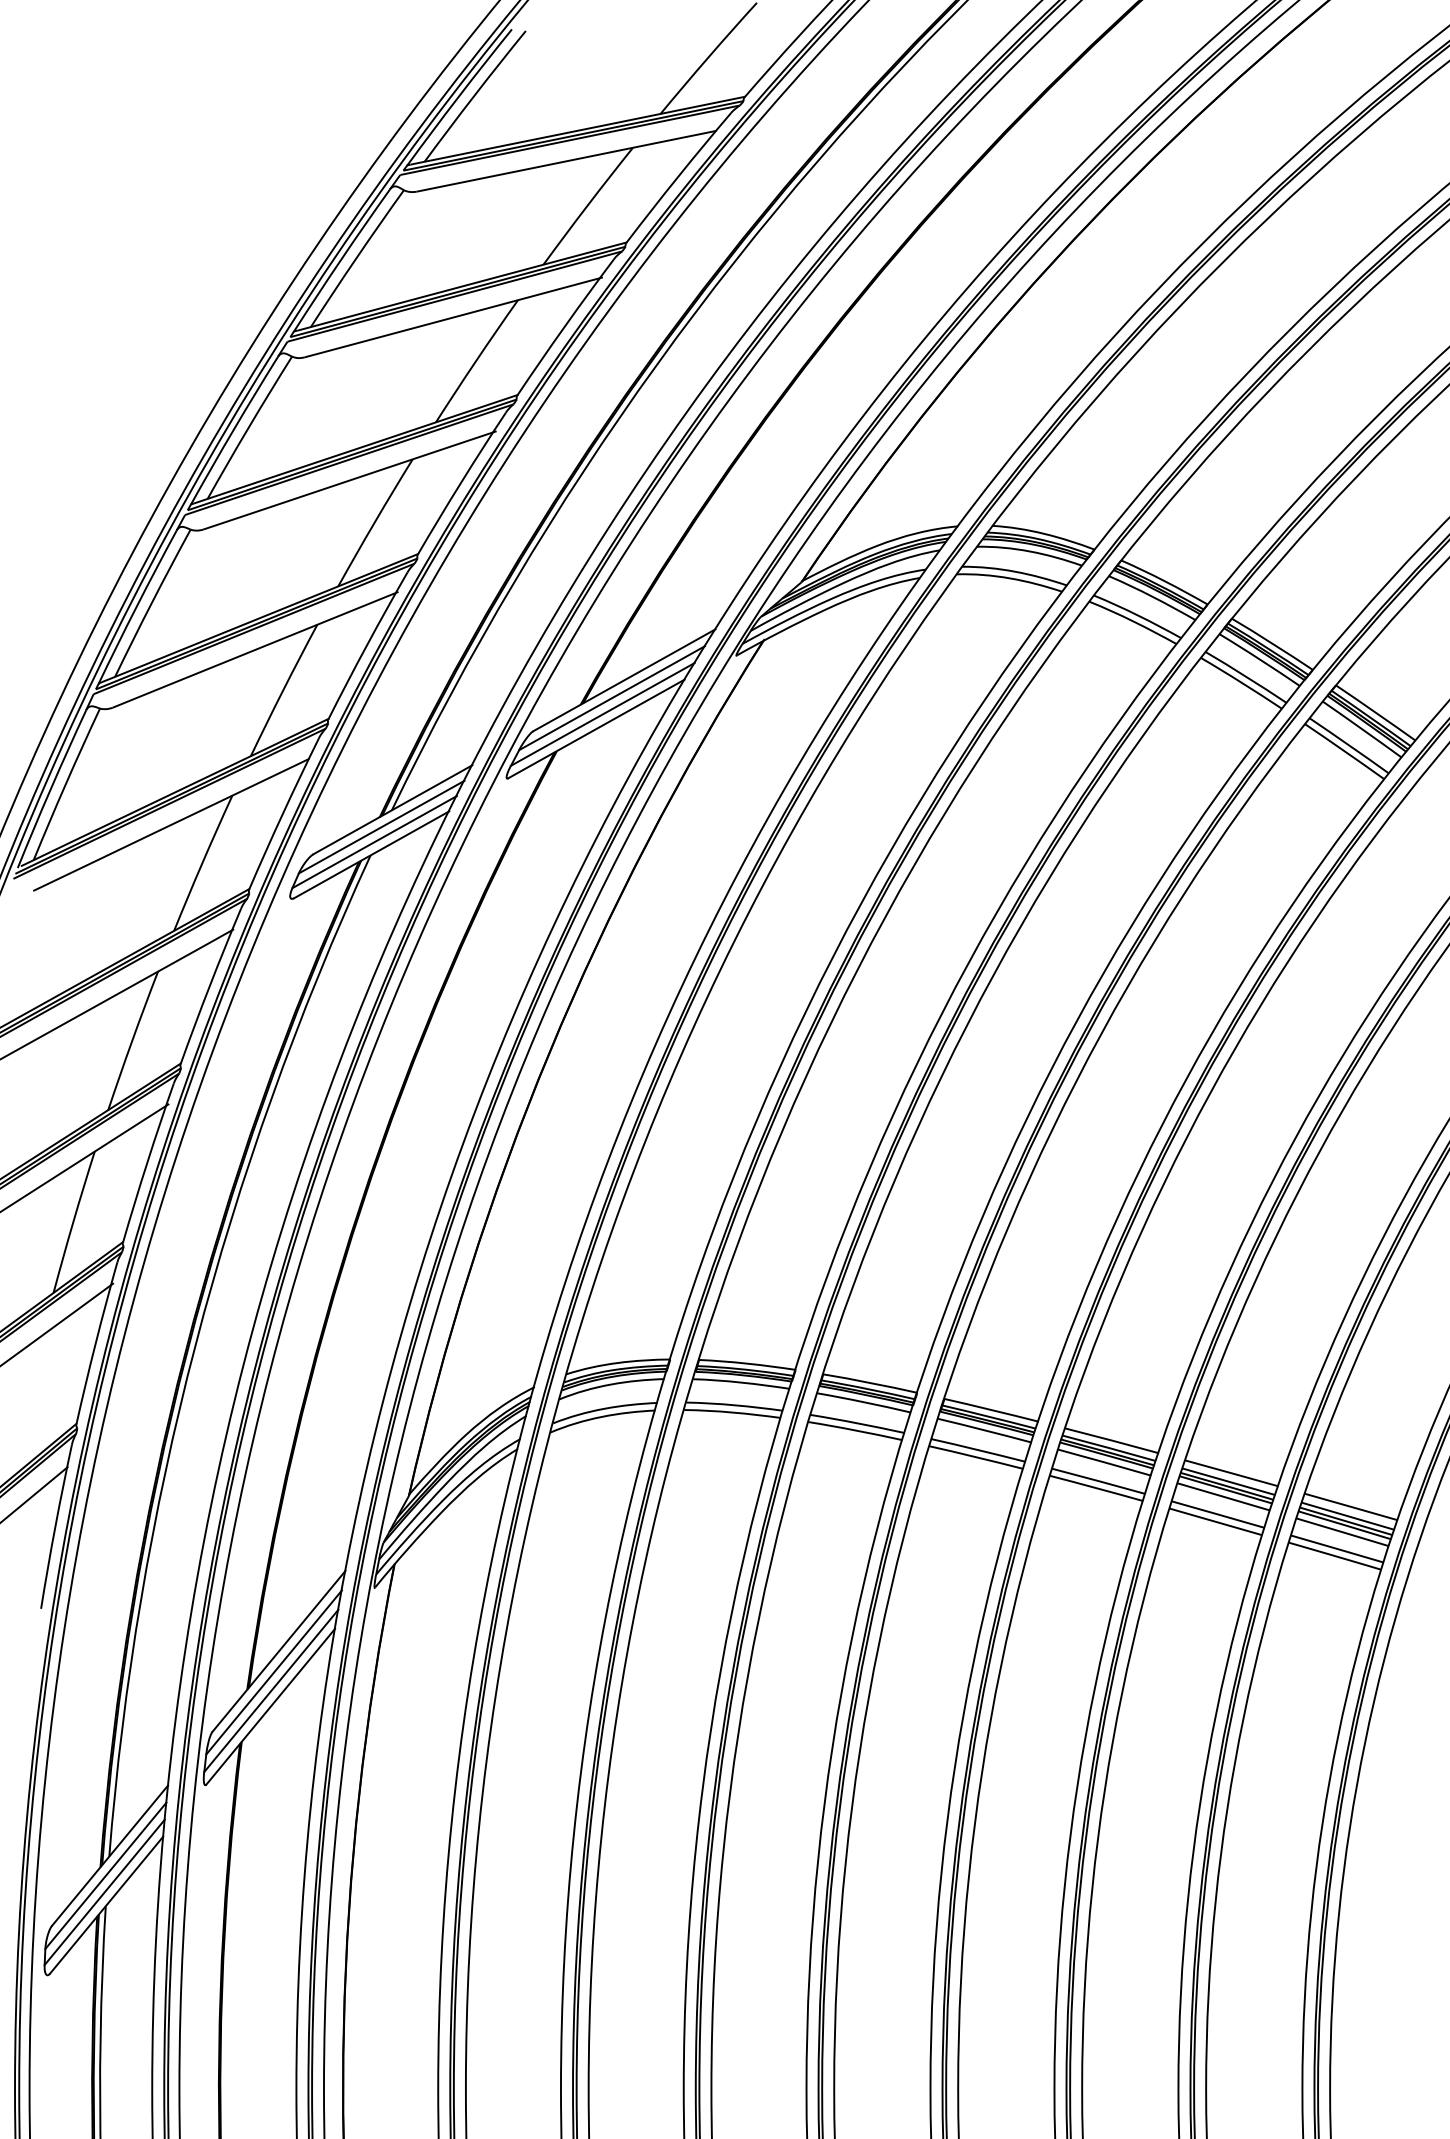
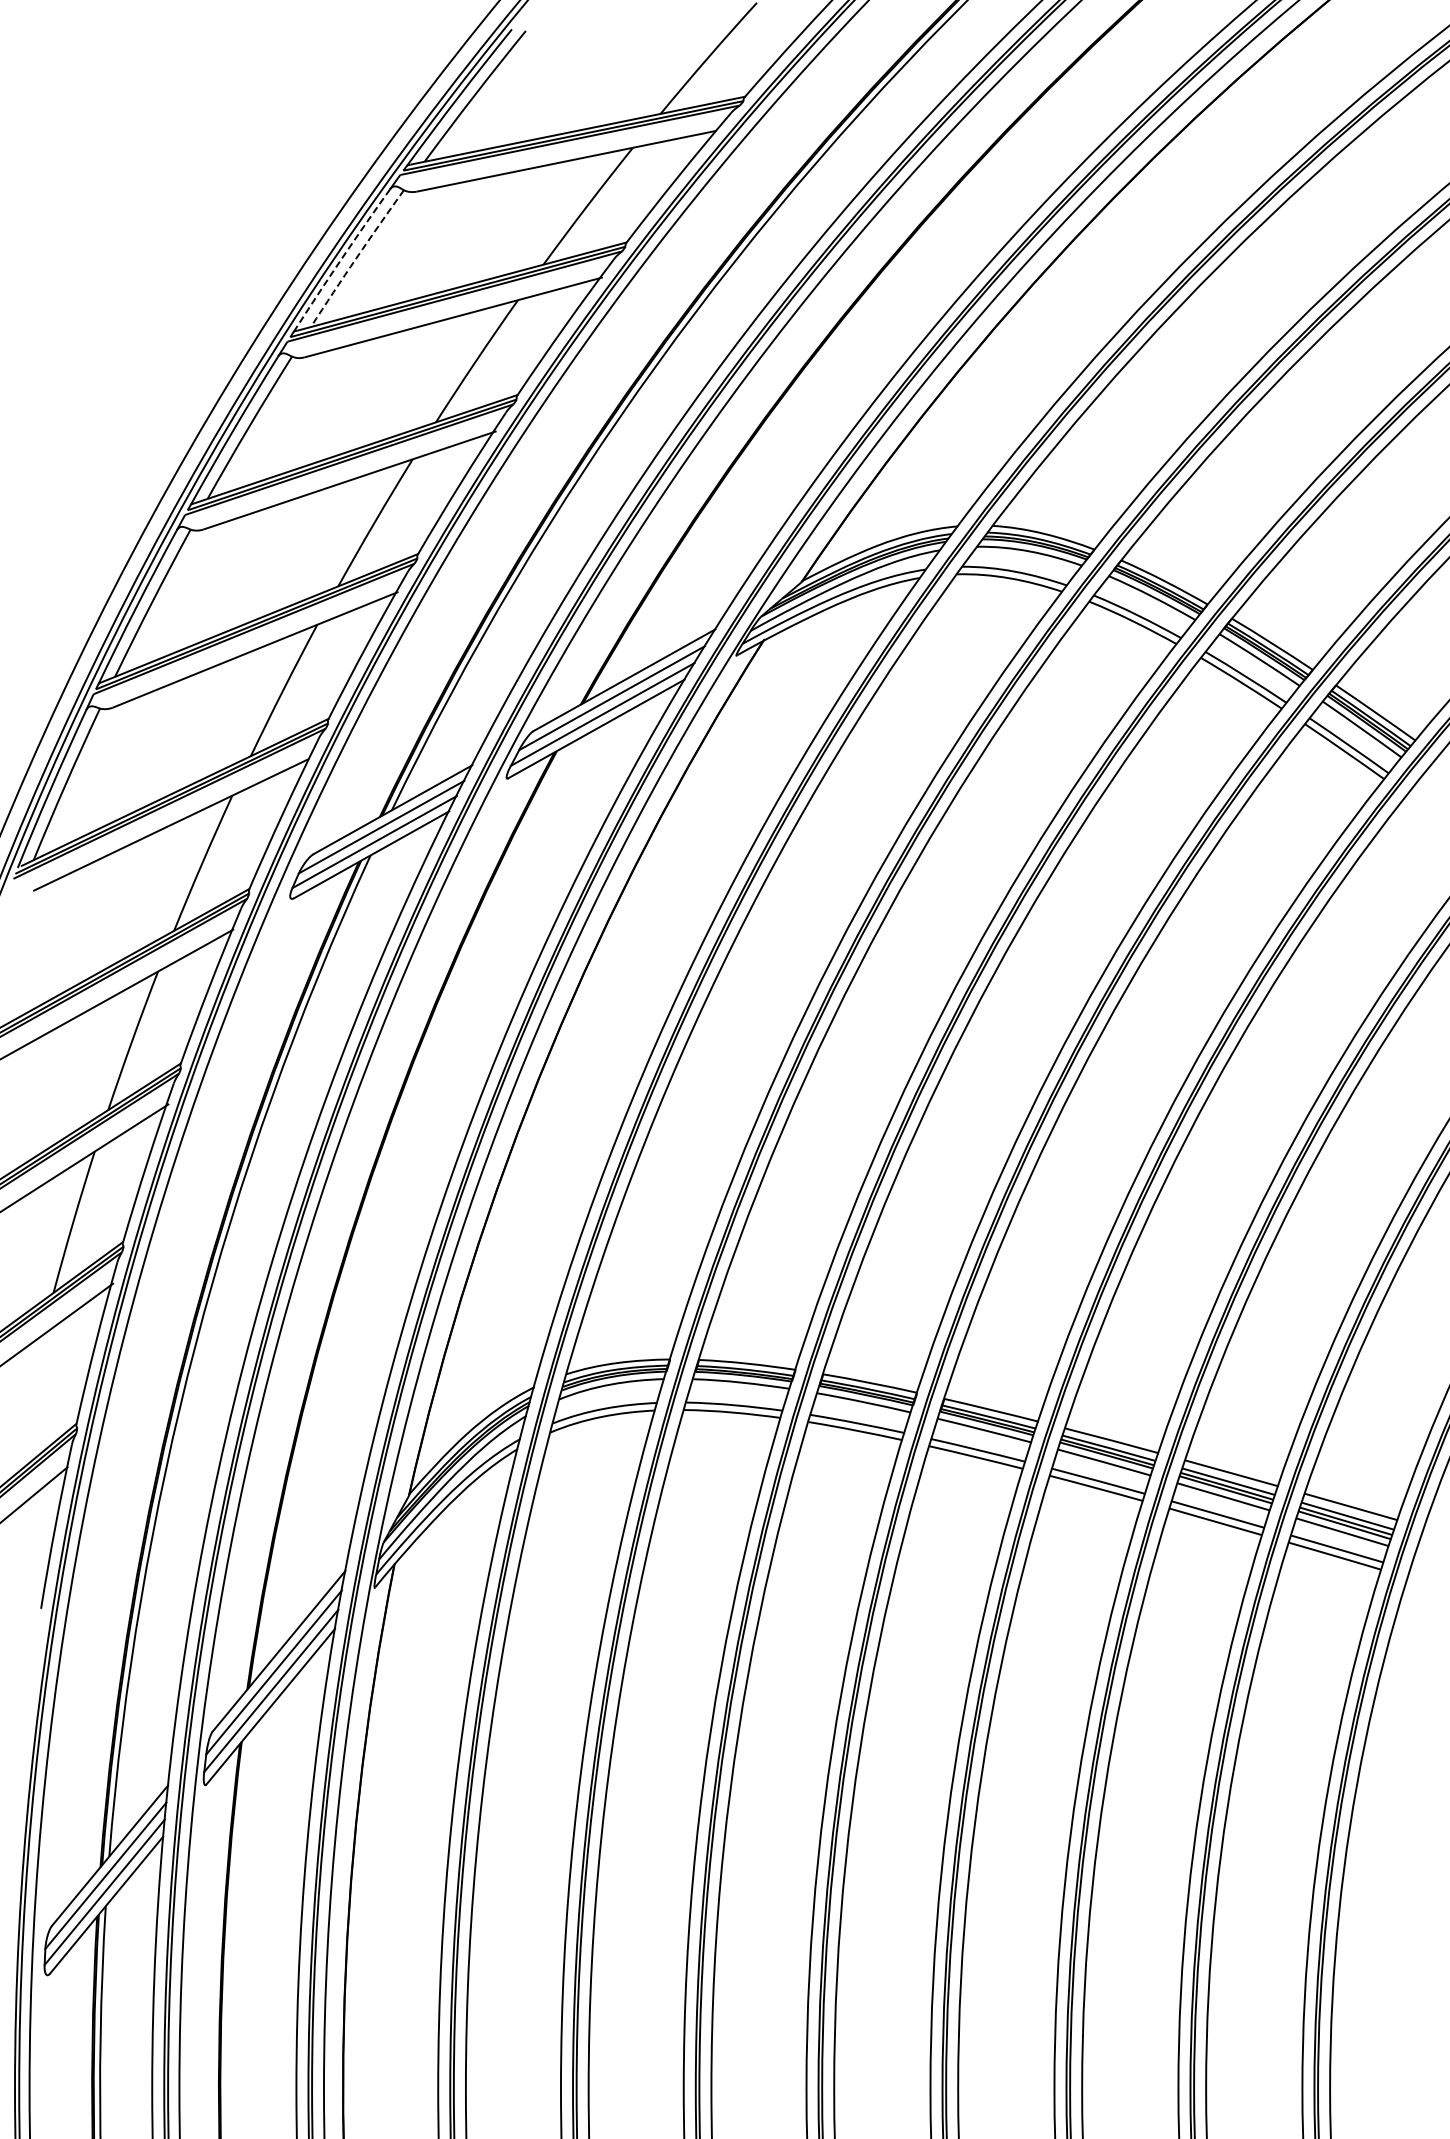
arc: solid -> dashed (356, 258)
arc: solid -> dashed (340, 260)
